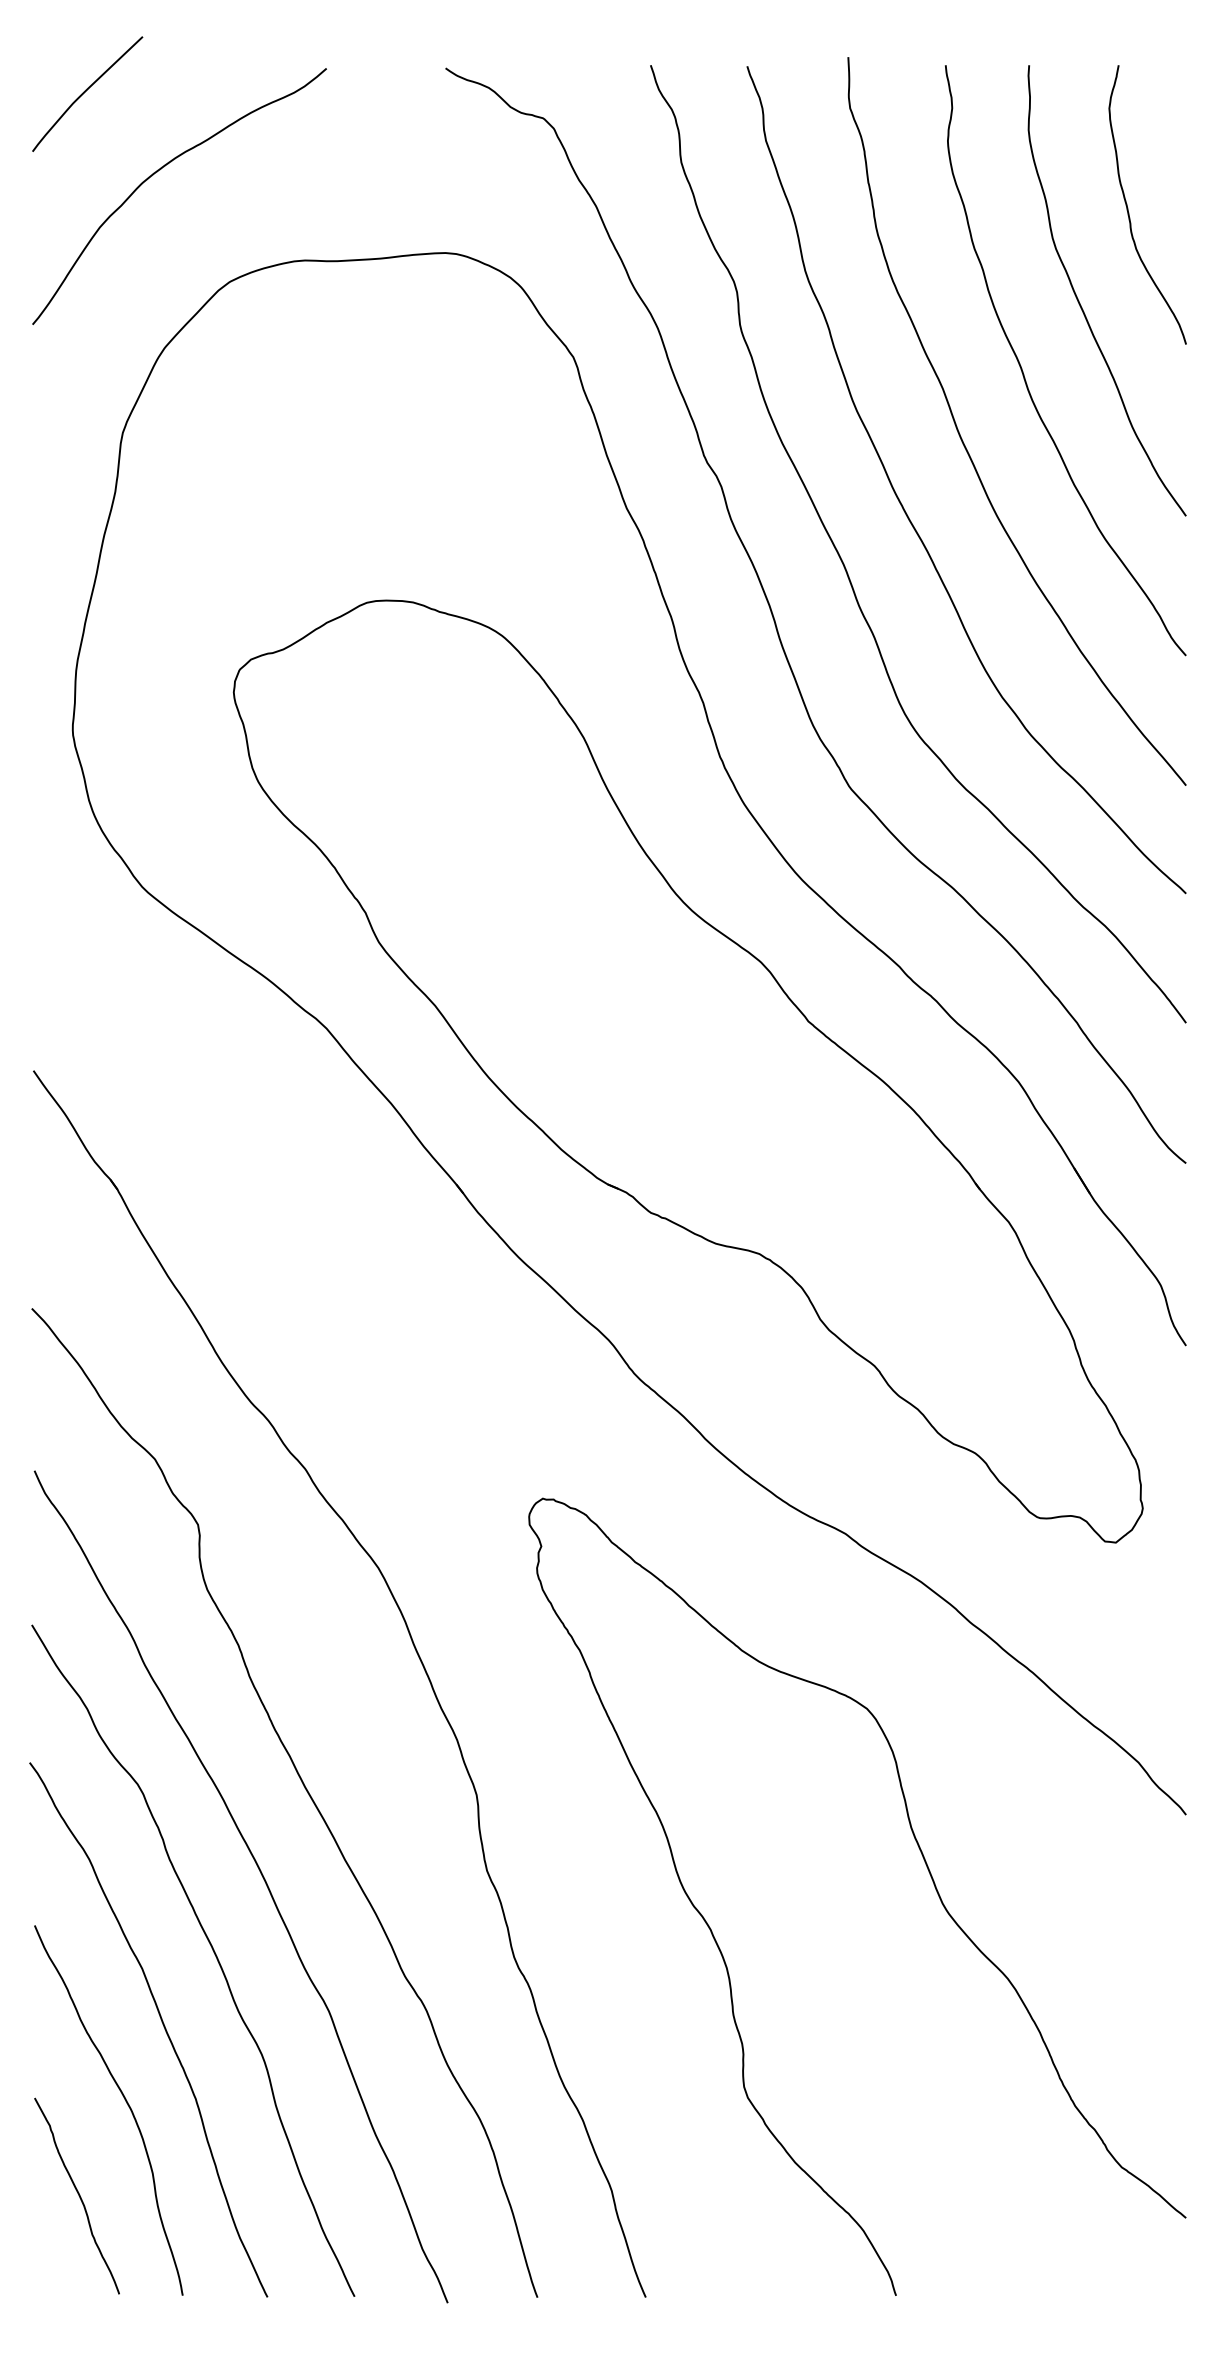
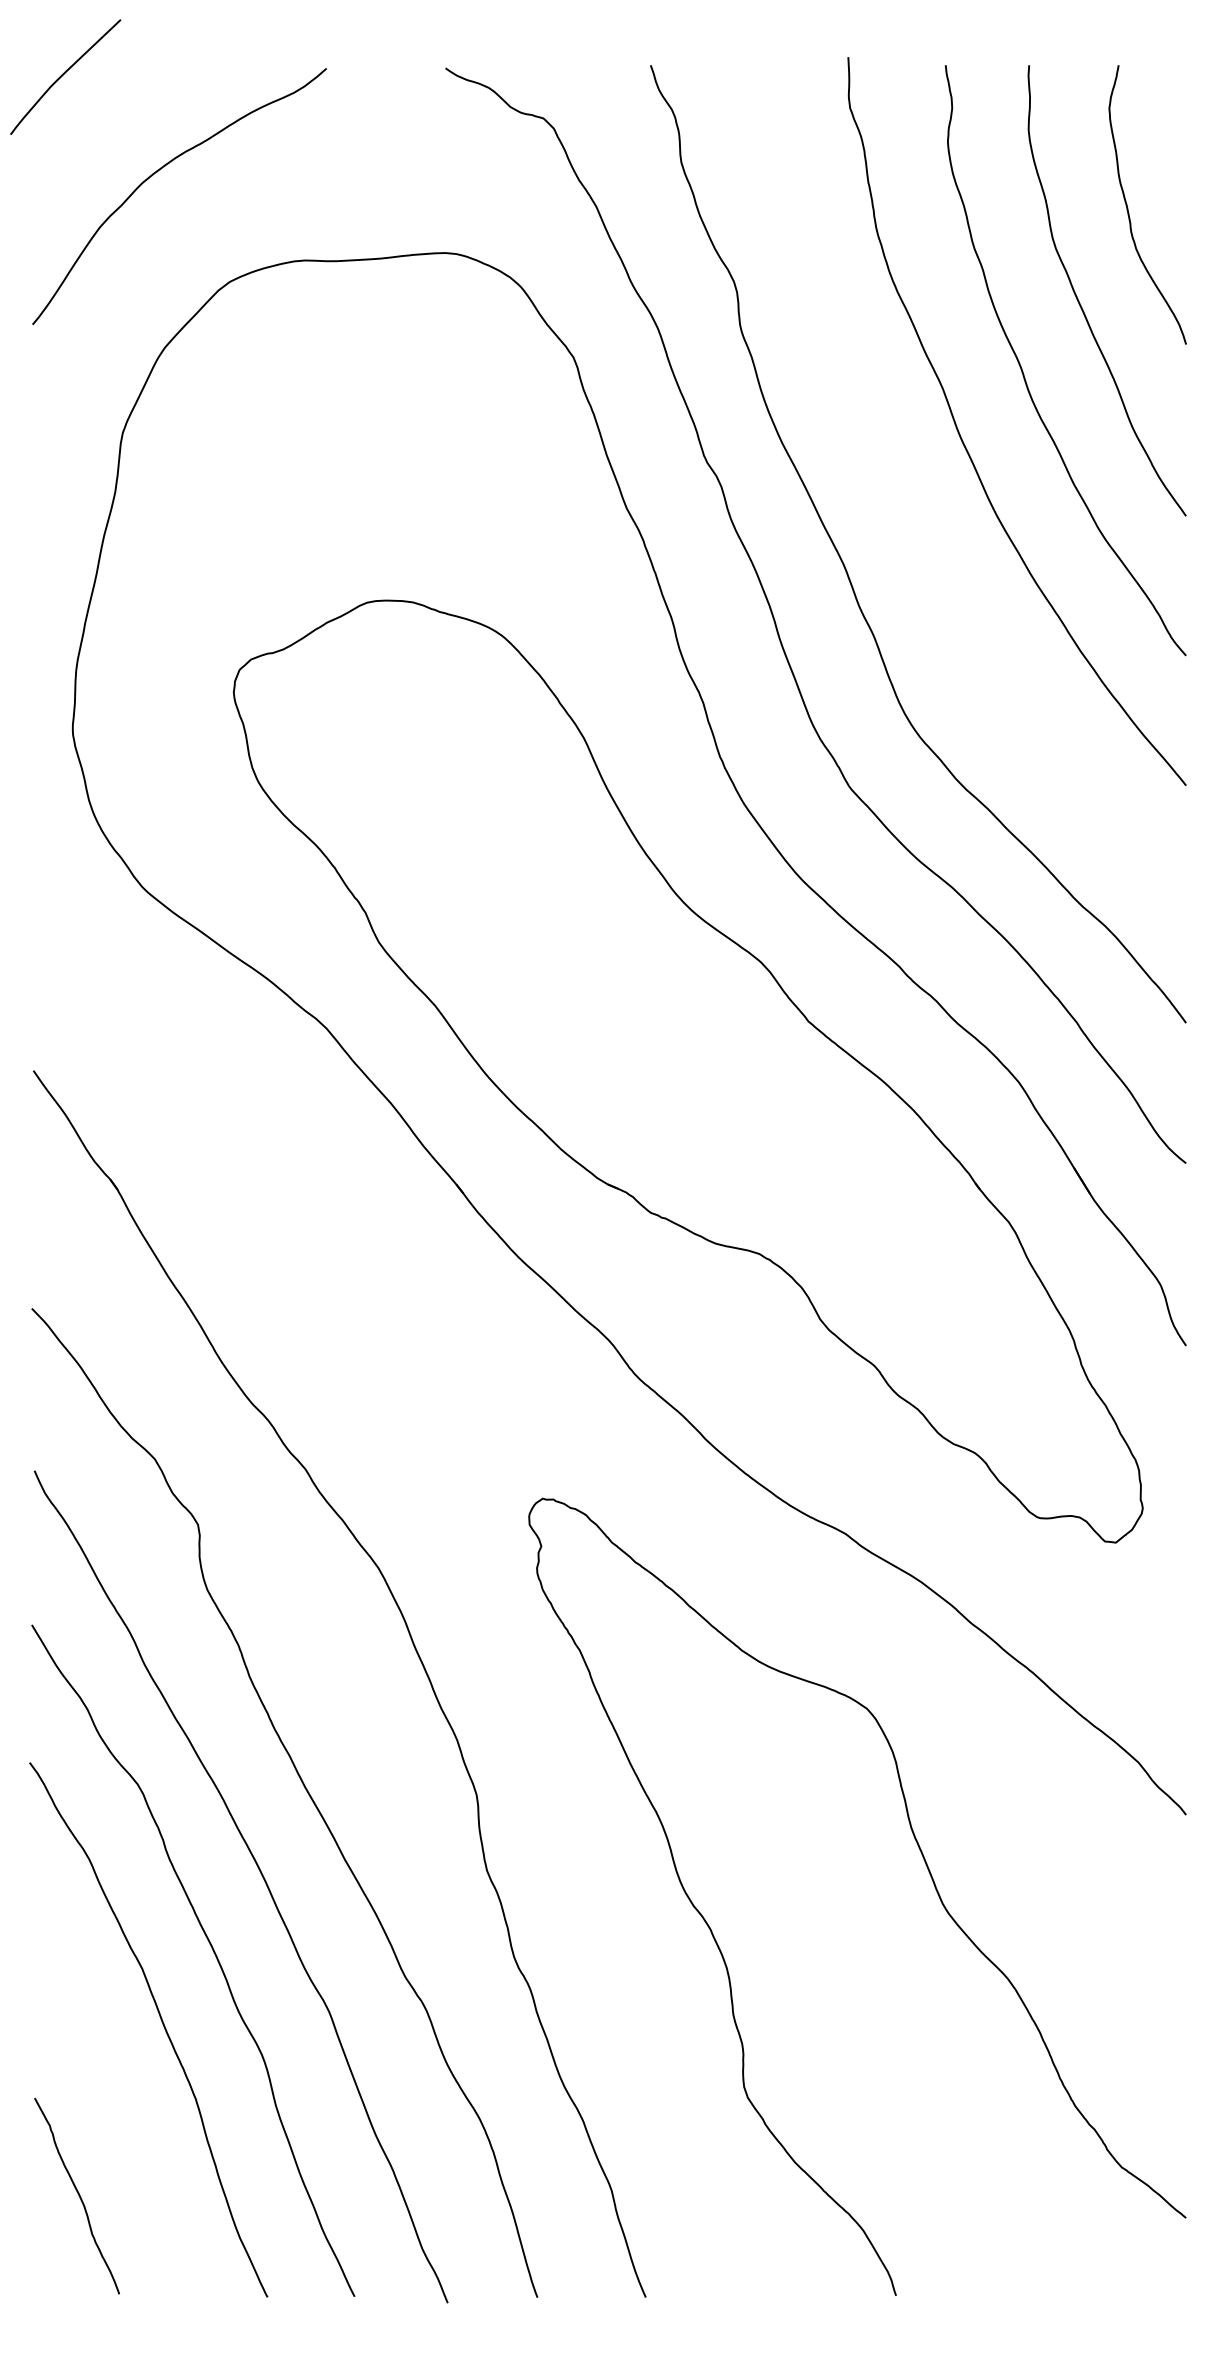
curve position: (86, 91) -> (64, 74) (64, 74)
curve: present -> none (908, 515)
curve: present -> none (125, 2101)
